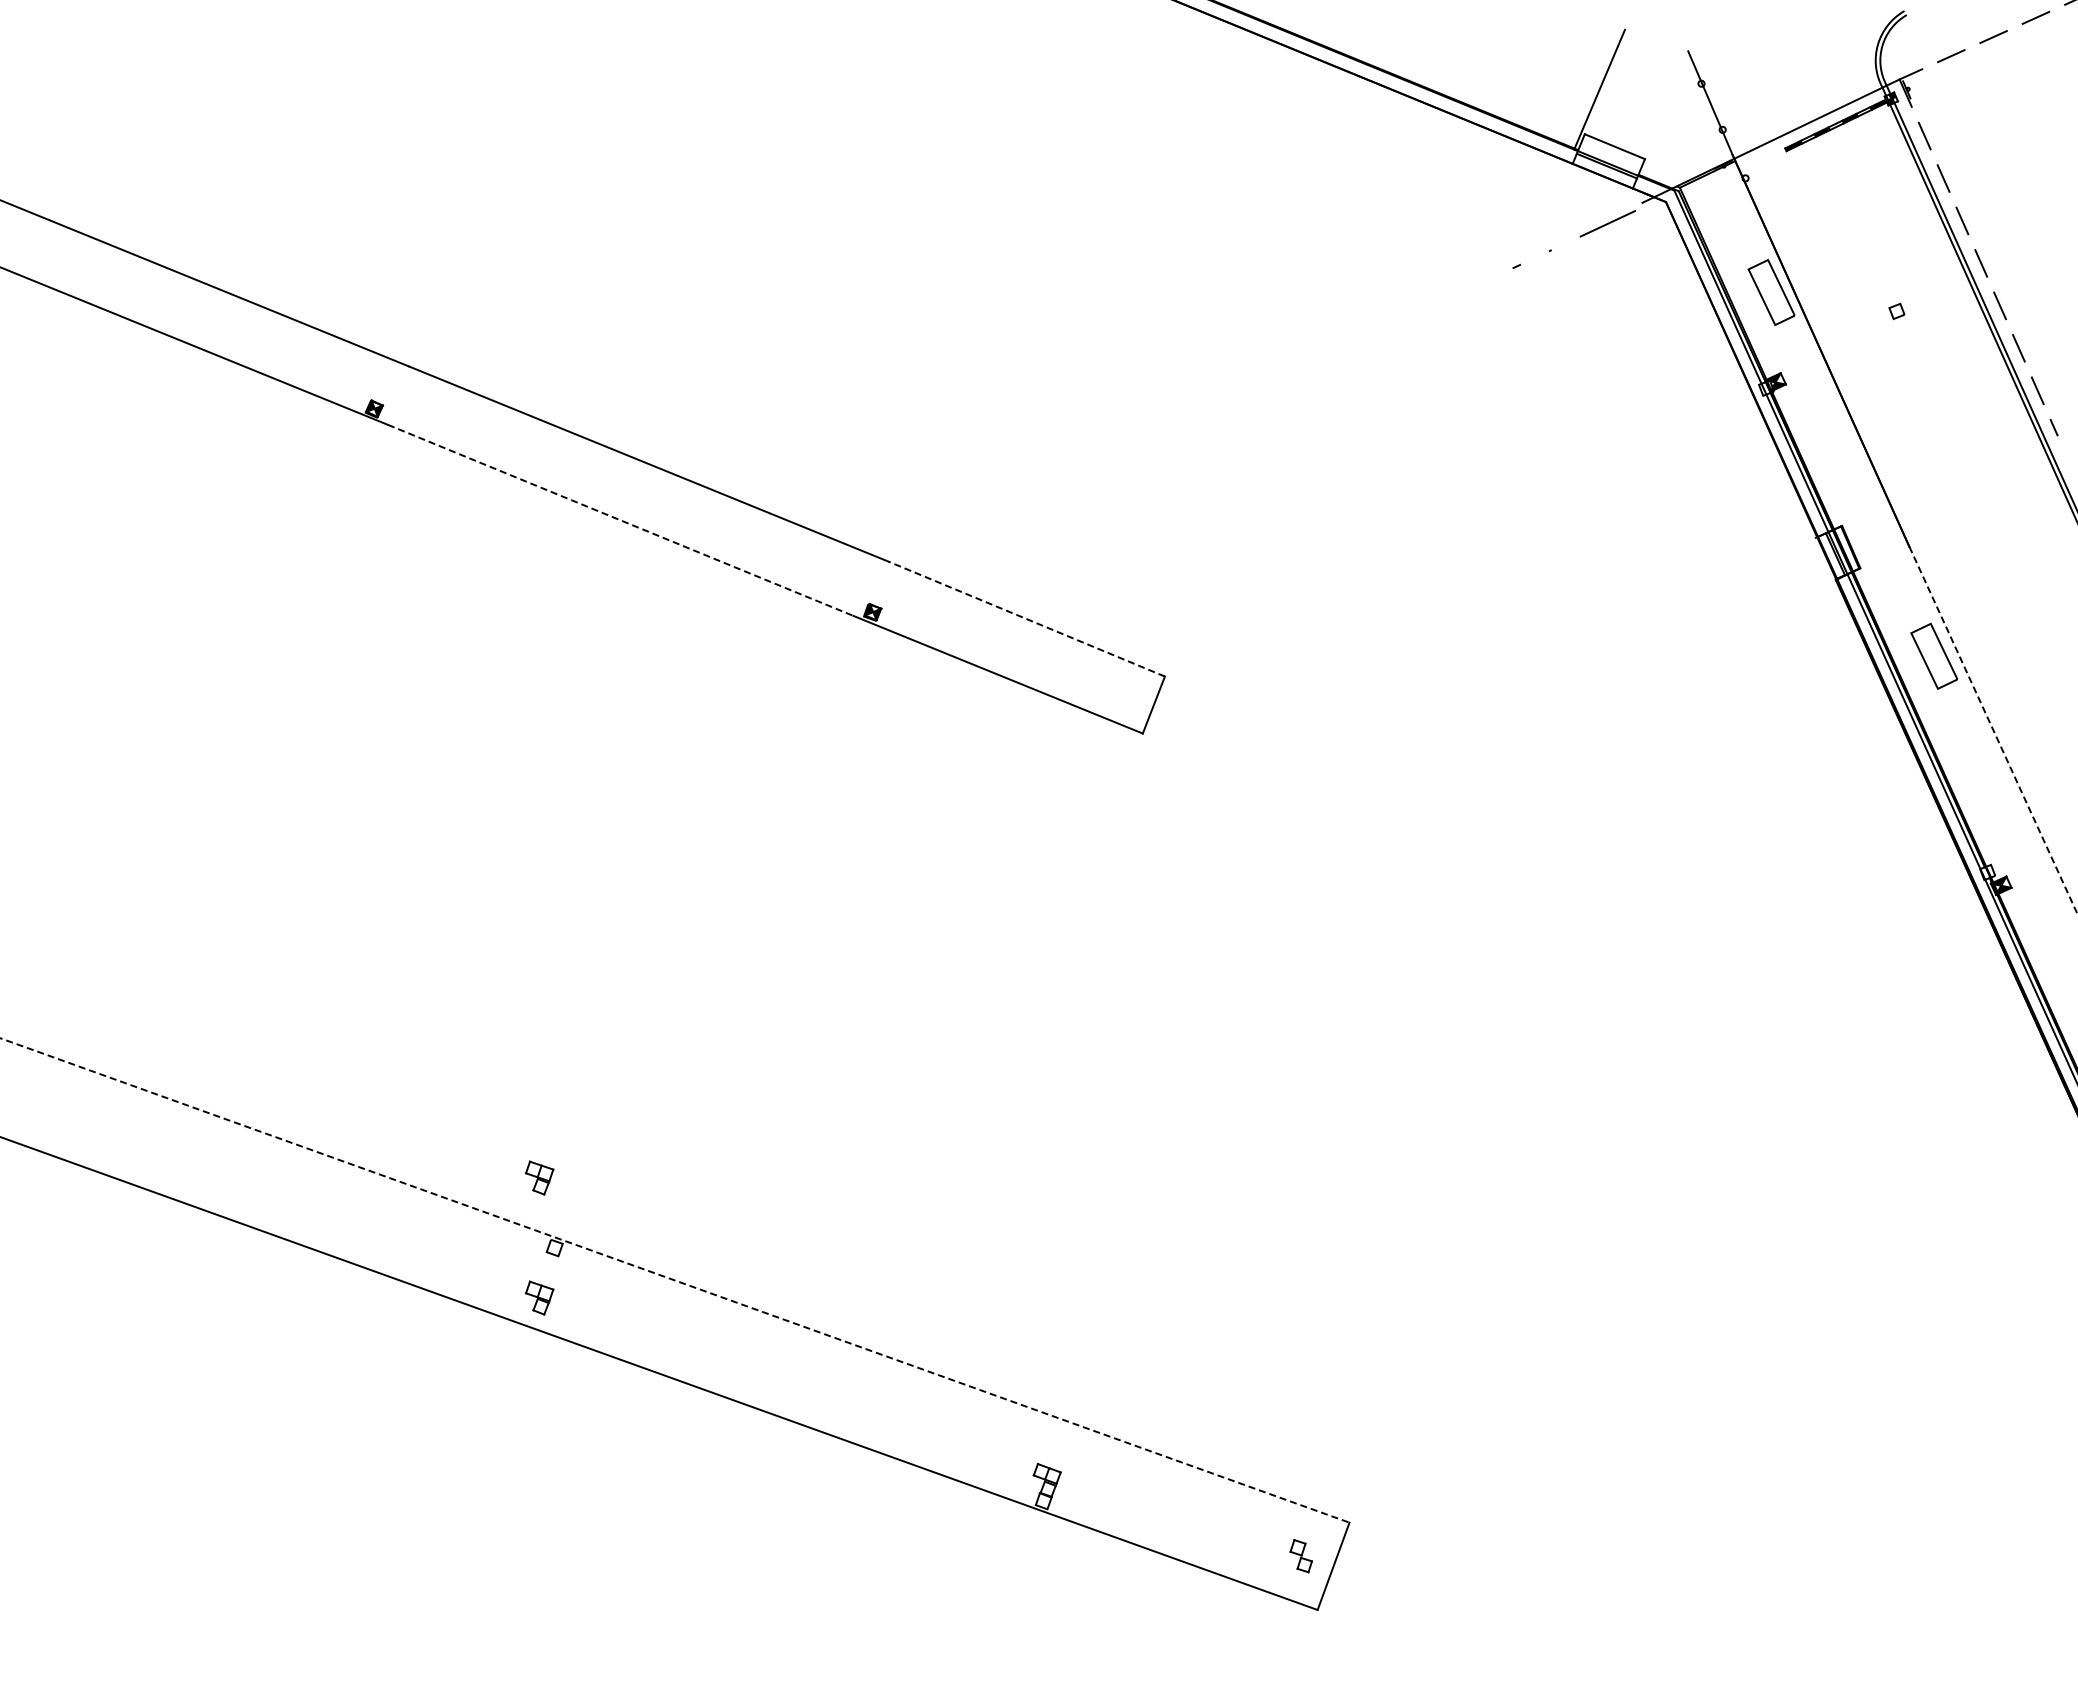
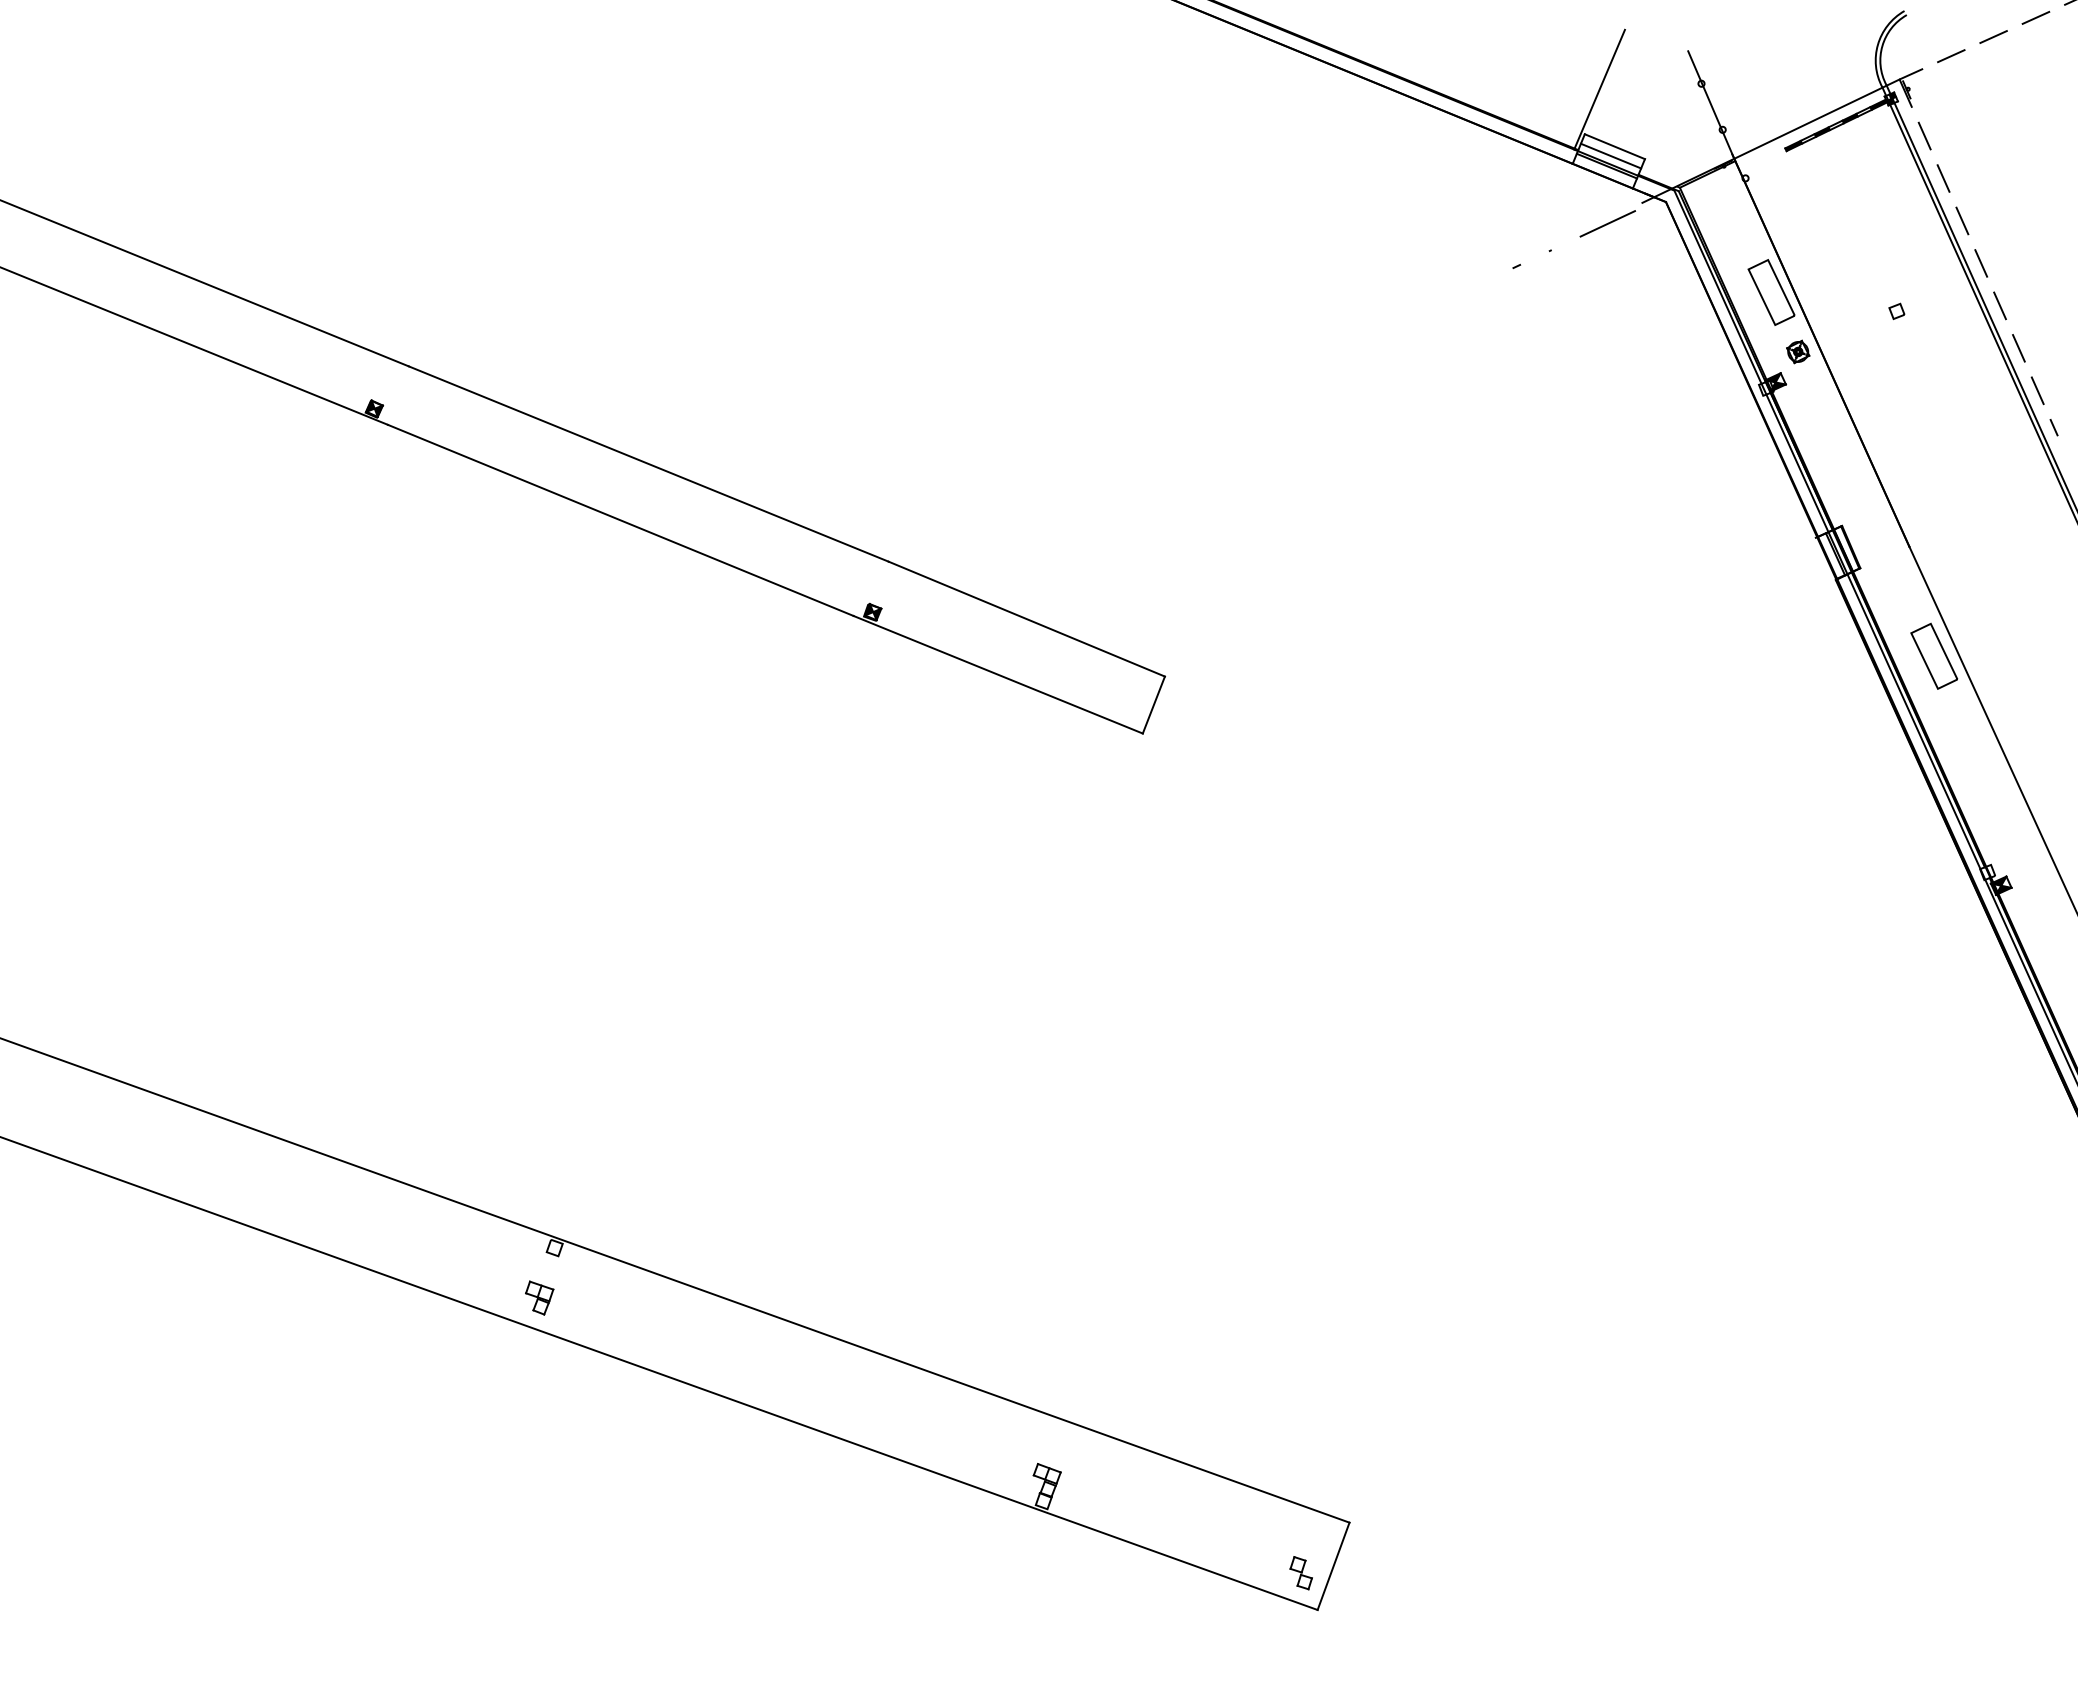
line: none -> present (1610, 155)
part: none -> present (1798, 351)
line: dashed -> solid (620, 520)
line: dashed -> solid (1026, 619)
line: dashed -> solid (1993, 731)
part: present -> none (539, 1177)
line: dashed -> solid (674, 1280)
part position: (1300, 1556) -> (1300, 1573) (1300, 1573)
